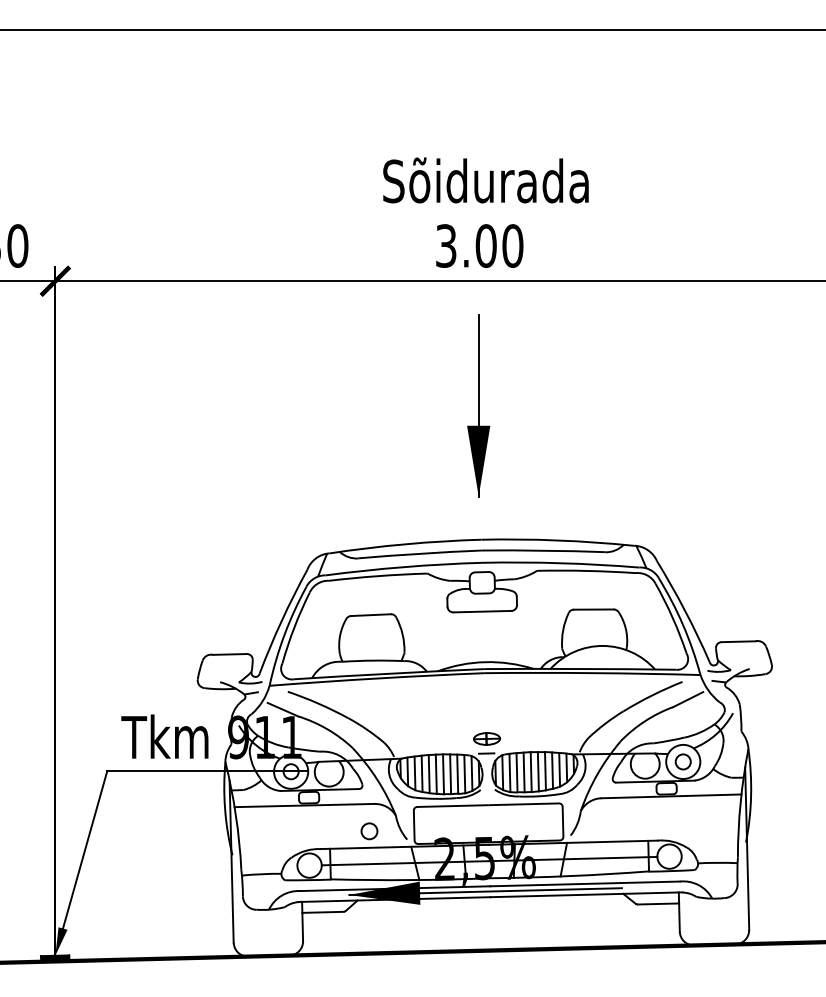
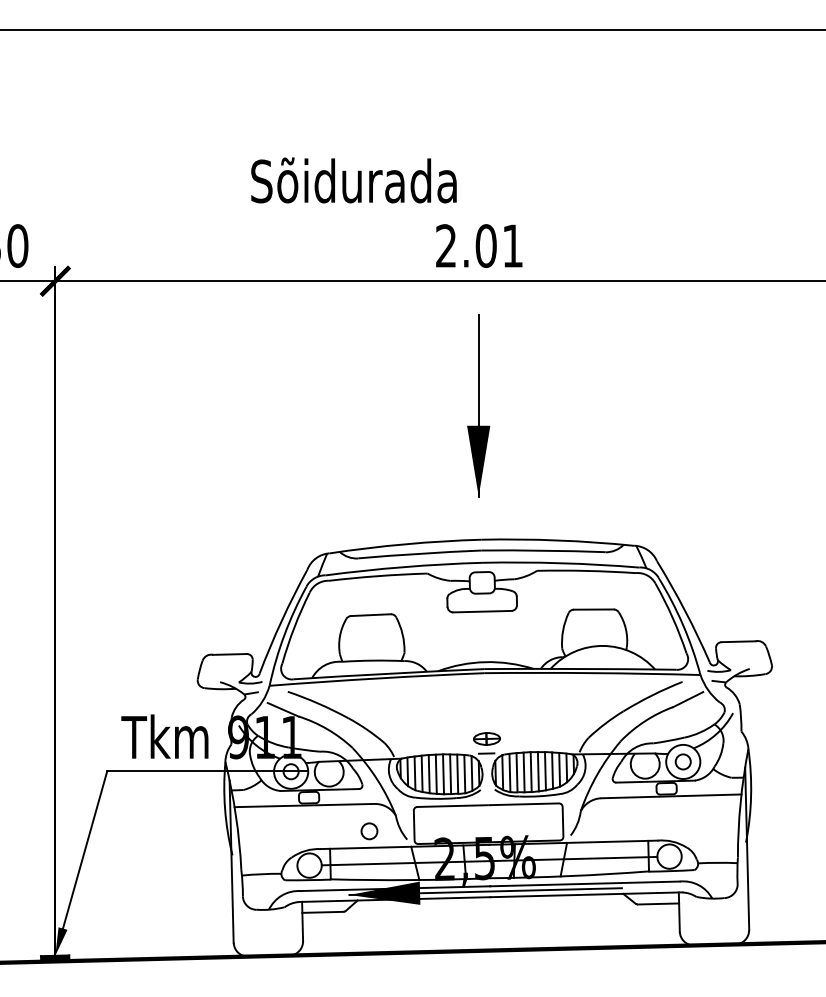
text position: (485, 180) -> (353, 180) (353, 180)
text: 3.00 -> 2.01 (479, 245)
